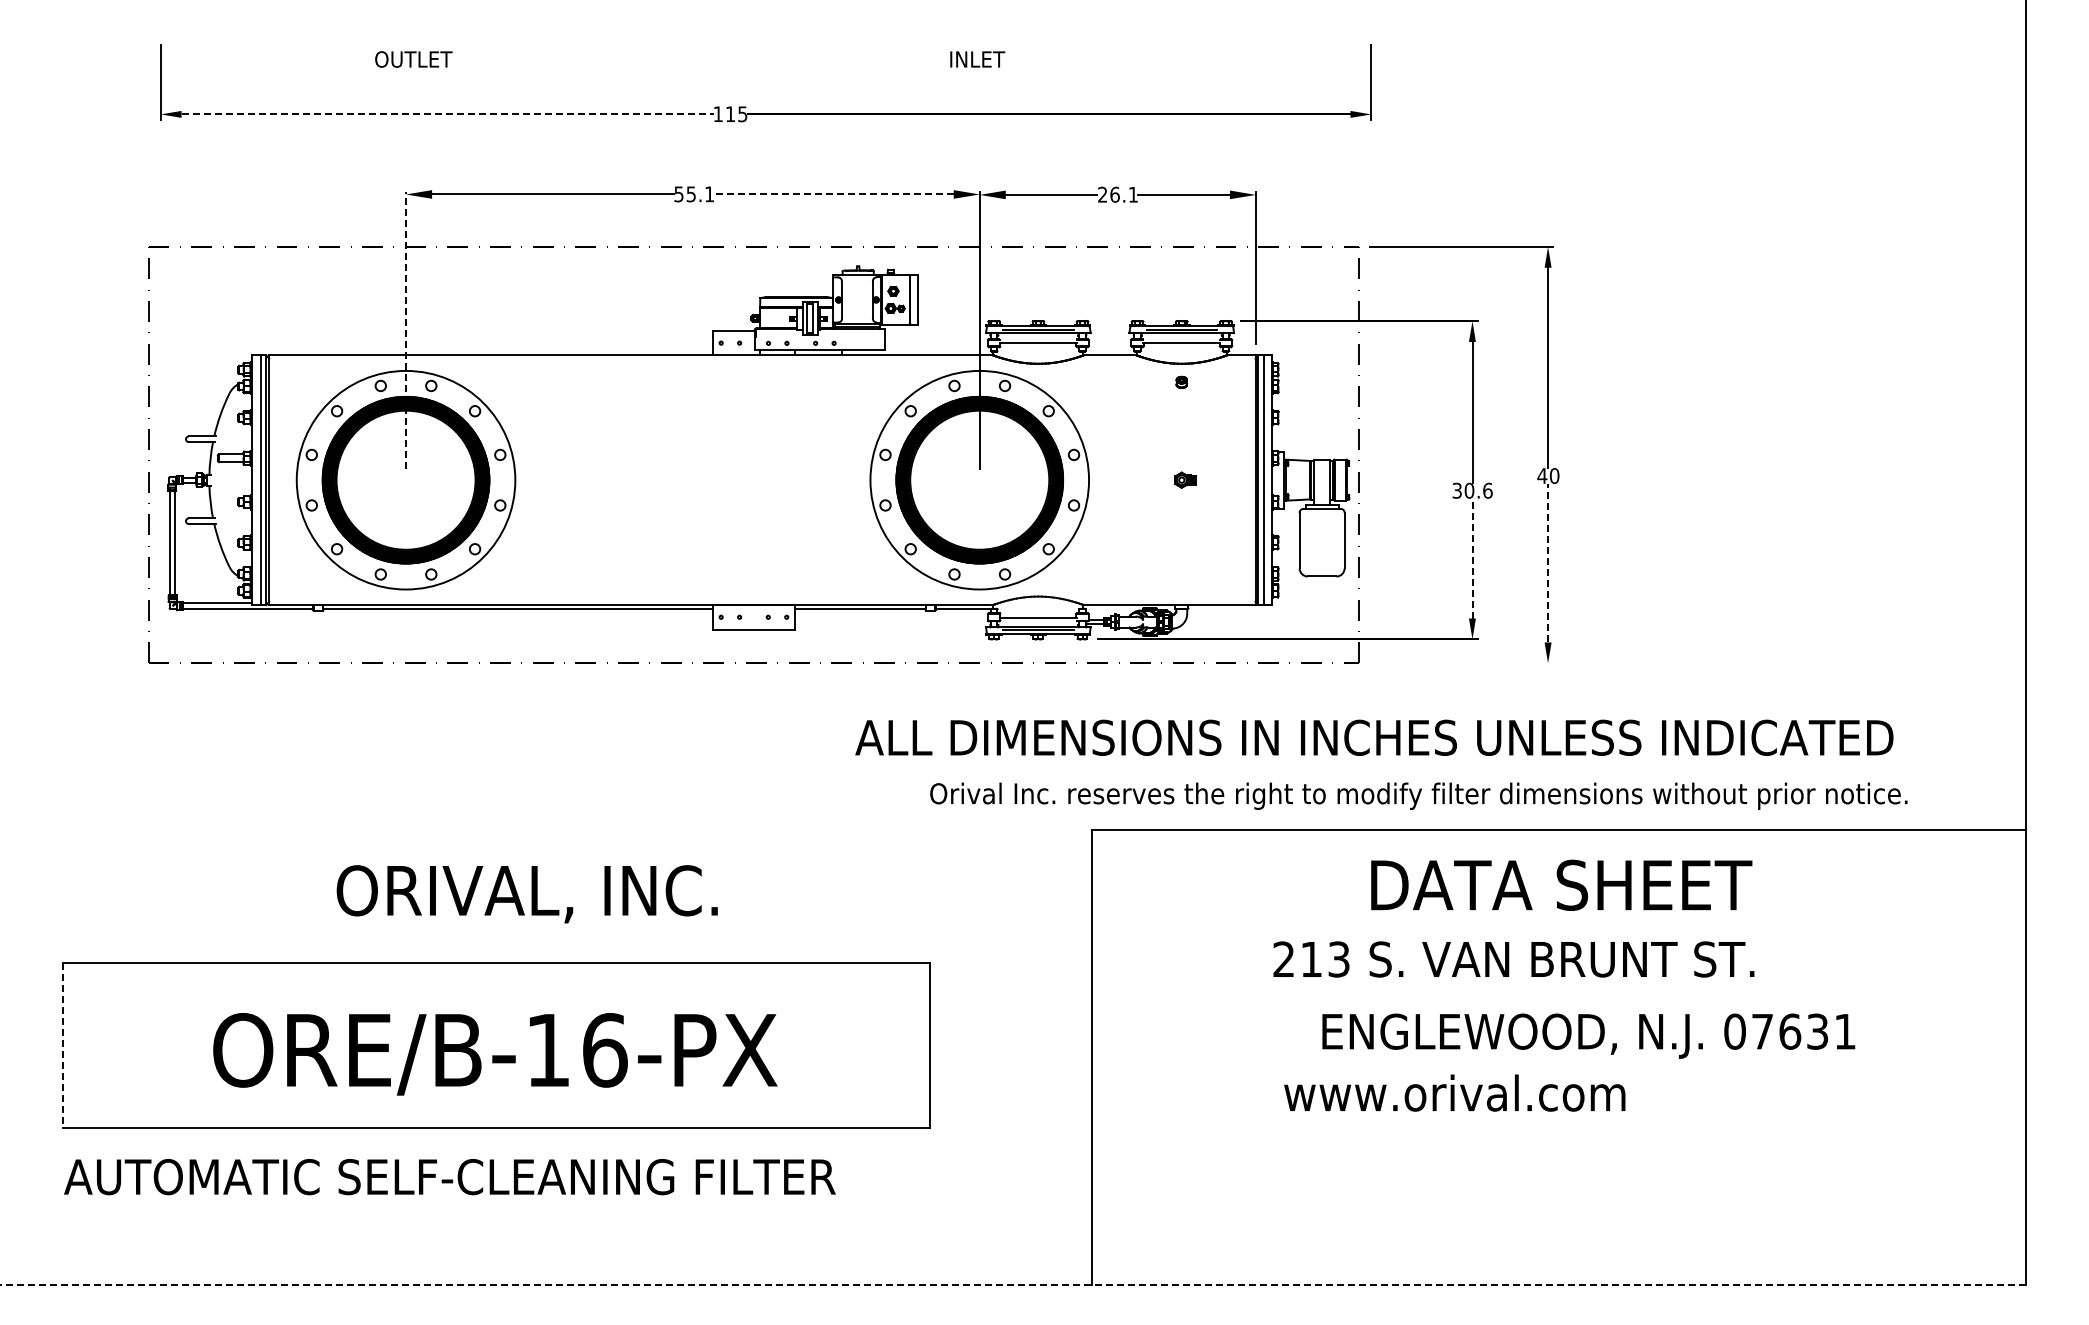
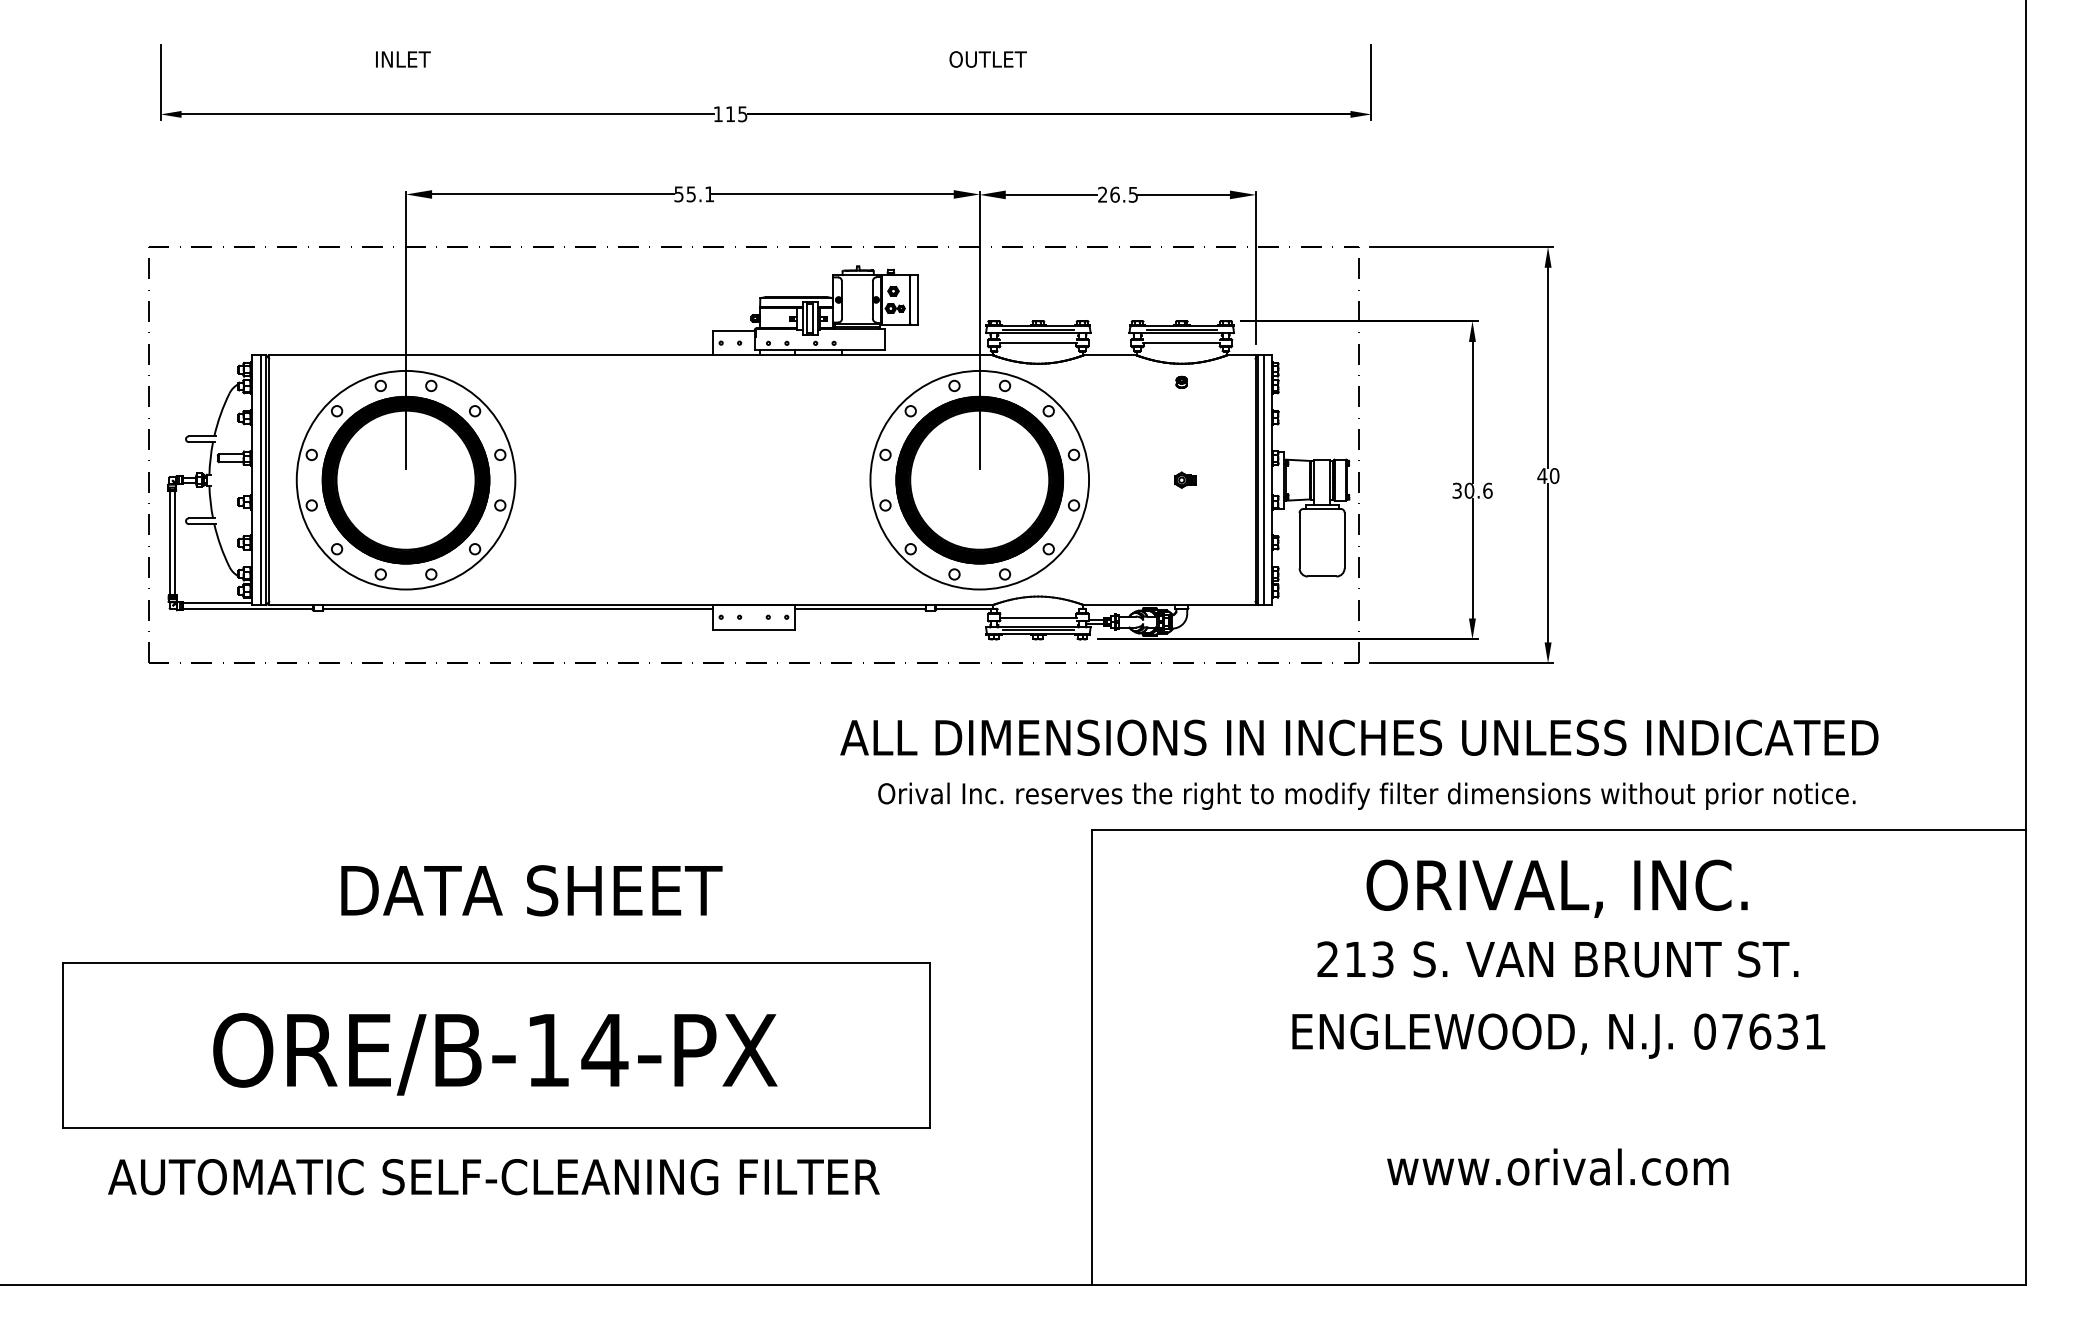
text: OUTLET -> INLET (413, 59)
text: INLET -> OUTLET (987, 59)
line: dashed -> solid (448, 114)
line: dashed -> solid (832, 194)
text: 26.1 -> 26.5 (1132, 194)
line: dashed -> solid (406, 329)
line: dashed -> solid (1472, 558)
line: dashed -> solid (1548, 562)
line: none -> present (1461, 663)
text position: (1374, 737) -> (1359, 737) (1359, 737)
text position: (1418, 795) -> (1366, 795) (1366, 795)
text: DATA SHEET -> ORIVAL, INC. (1559, 888)
text: ORIVAL, INC. -> DATA SHEET (529, 894)
text position: (1513, 959) -> (1557, 959) (1557, 959)
text position: (1588, 1035) -> (1558, 1035) (1558, 1035)
line: dashed -> solid (62, 1045)
text: ORE/B-16-PX -> ORE/B-14-PX (604, 1050)
text position: (1454, 1092) -> (1557, 1166) (1557, 1166)
text position: (449, 1177) -> (493, 1177) (493, 1177)
line: dashed -> solid (1013, 1285)
